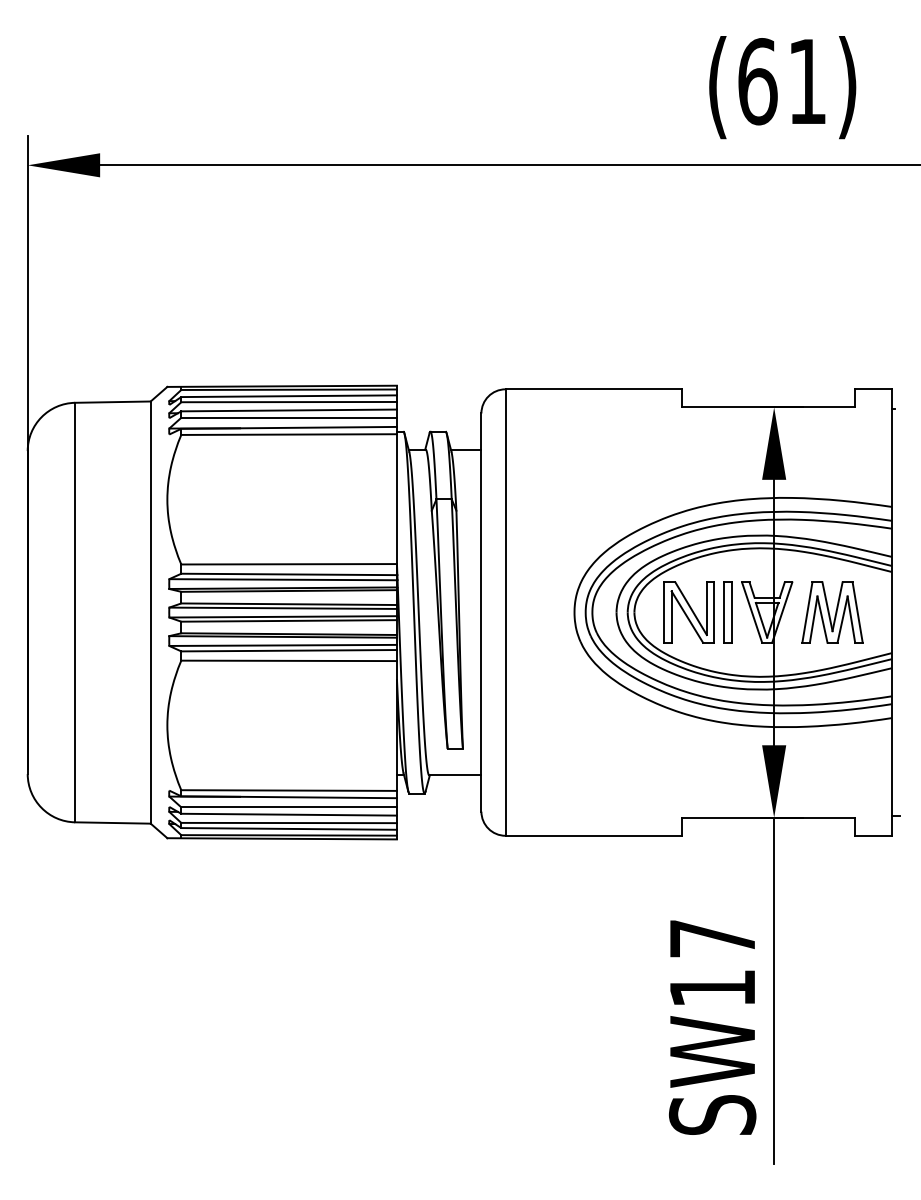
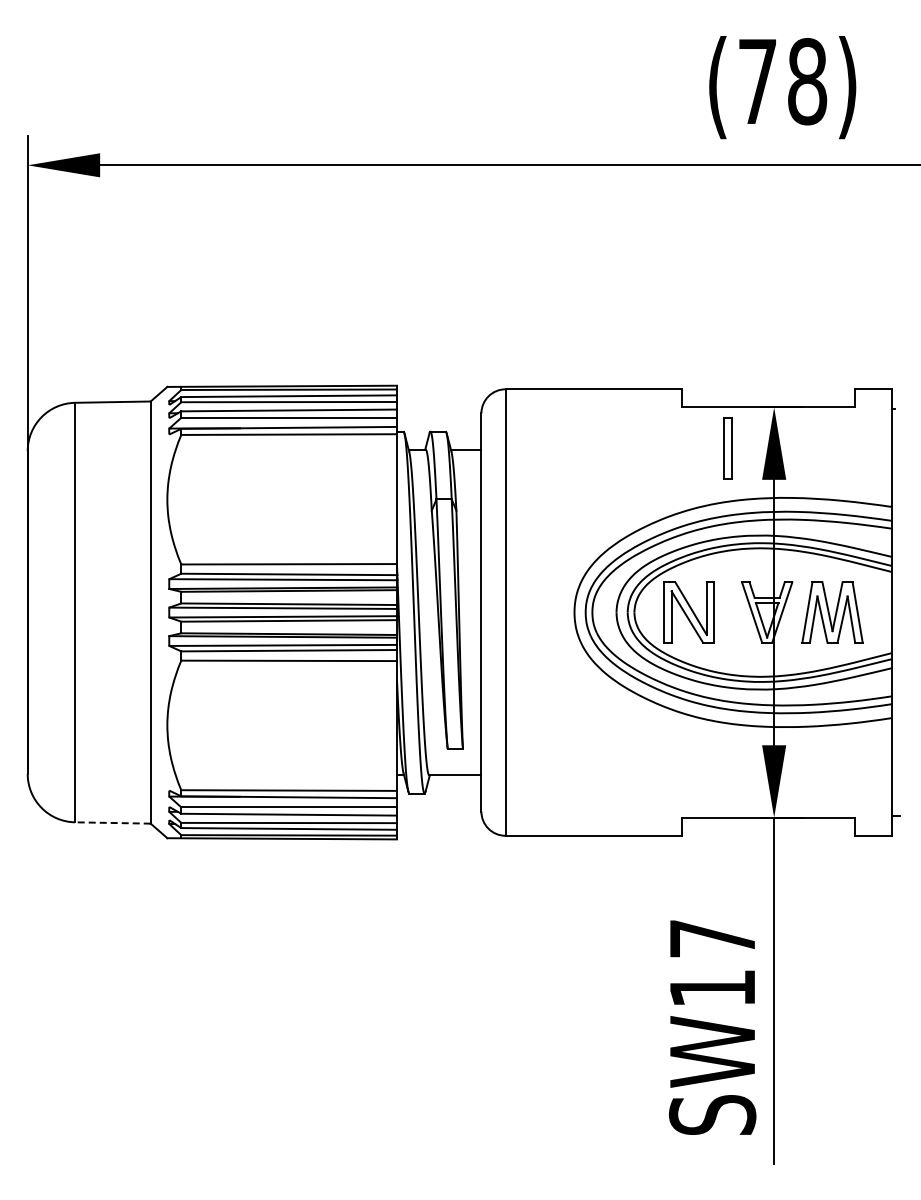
text: (61) -> (78) (782, 81)
part position: (727, 612) -> (727, 448) (727, 448)
line: solid -> dashed (112, 822)
